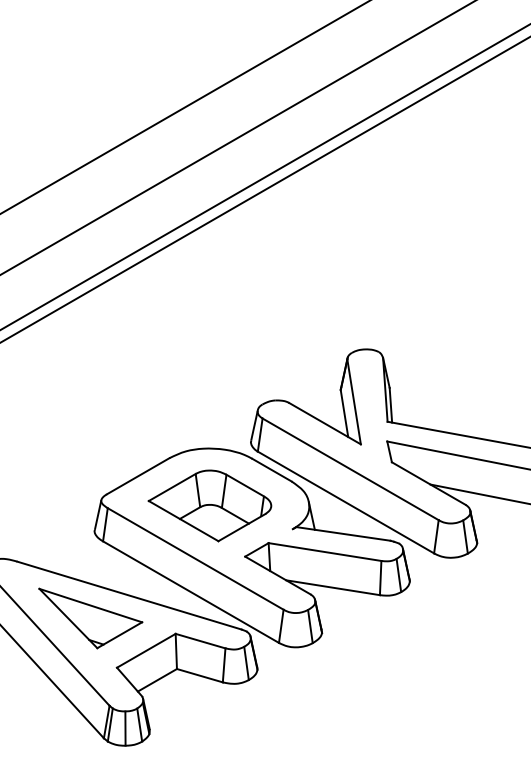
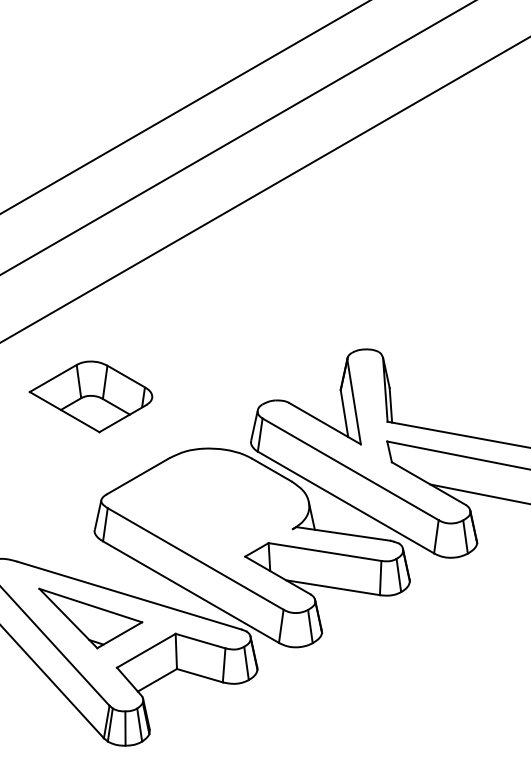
line: present -> none (264, 177)
part position: (209, 505) -> (90, 396) (90, 396)
